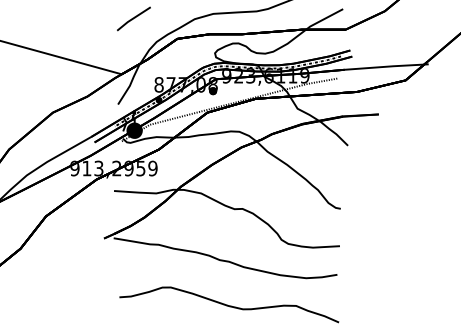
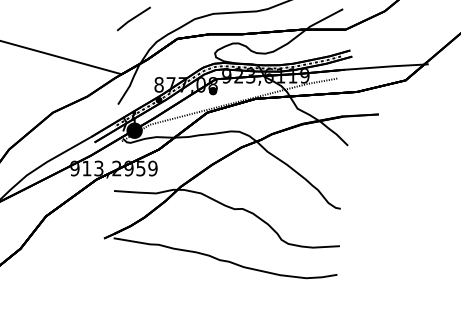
curve: present -> none (229, 305)
